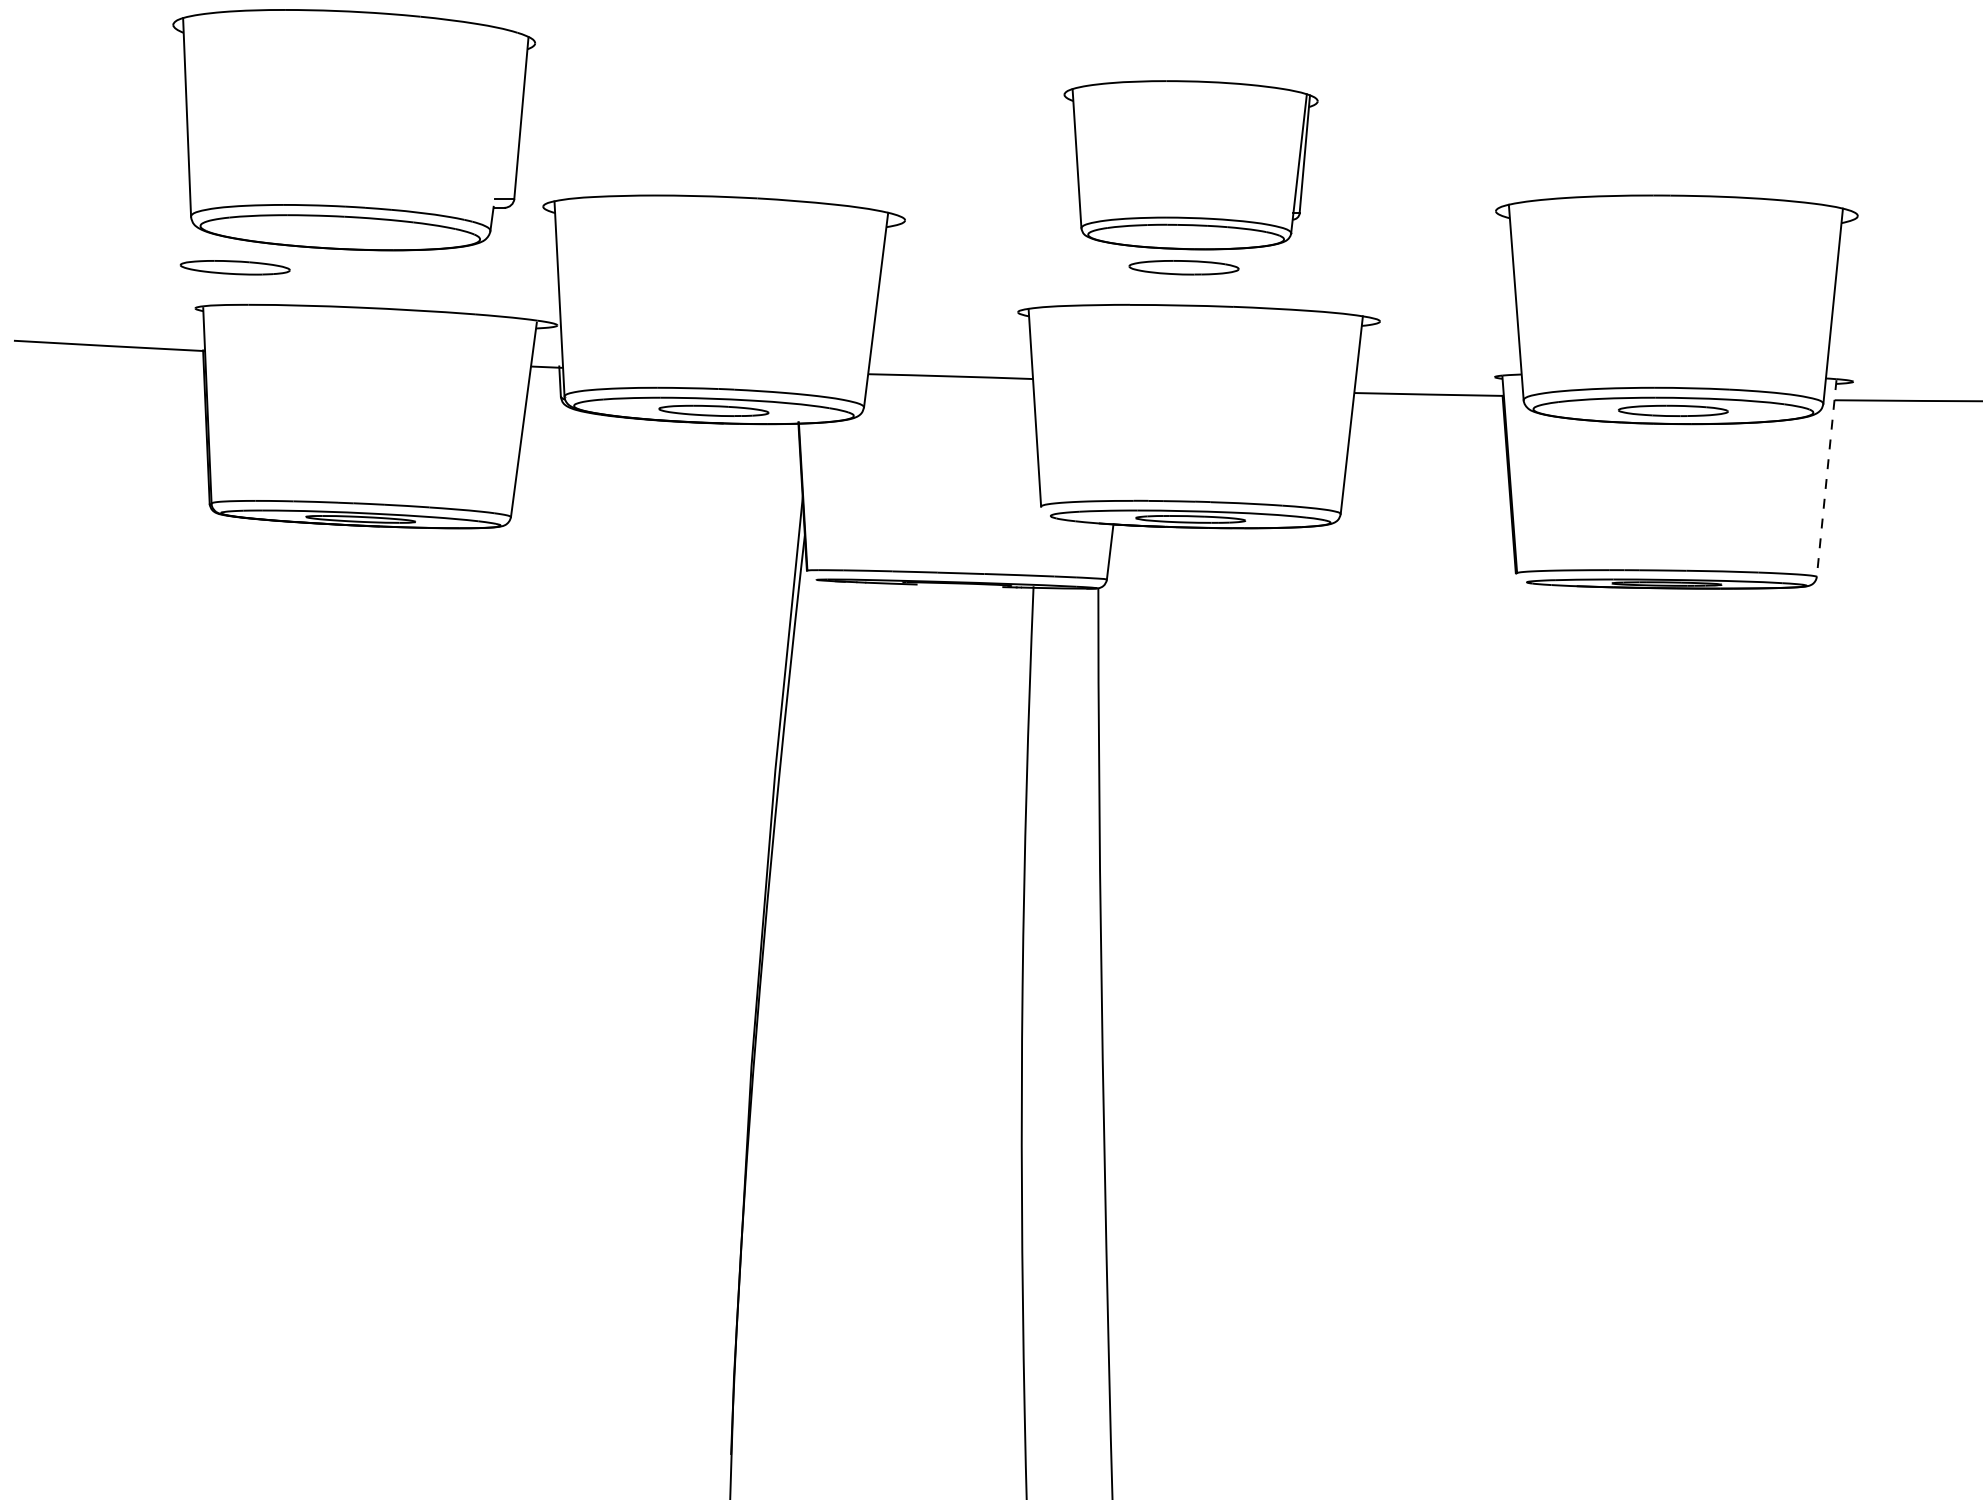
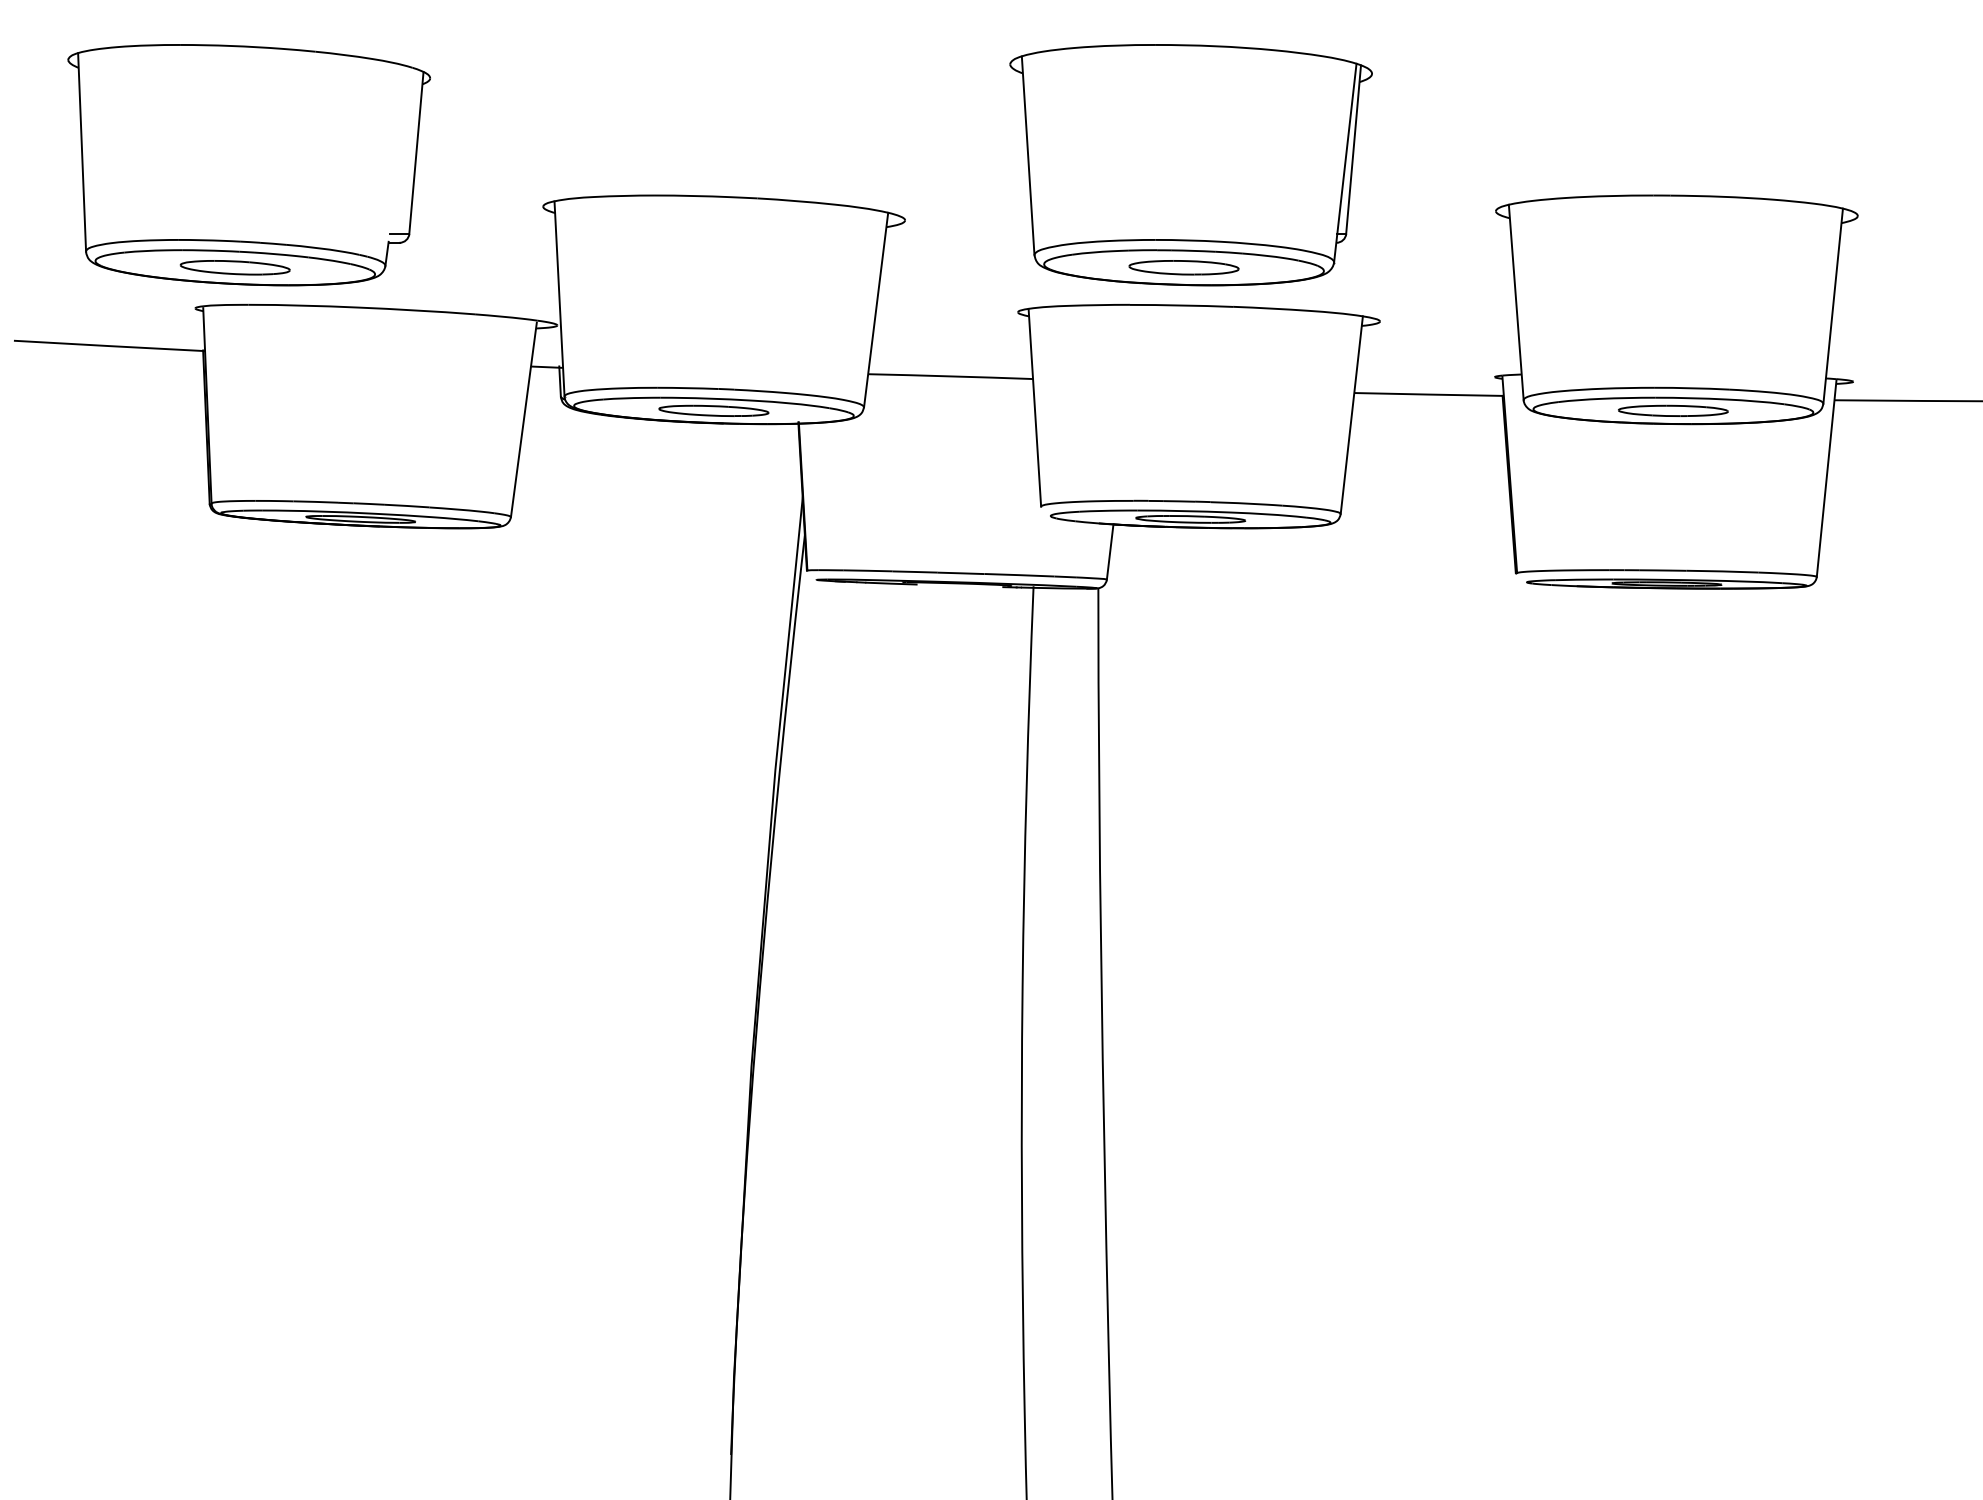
part position: (353, 130) -> (248, 165) (248, 165)
part size: 256x171 px -> 364x243 px (1190, 165)
line: dashed -> solid (1826, 478)
